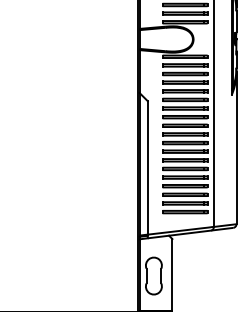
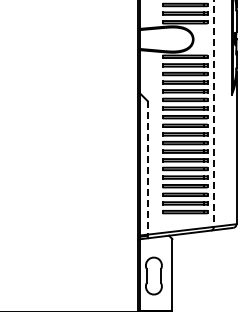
line: solid -> dashed (213, 113)
line: solid -> dashed (147, 167)
